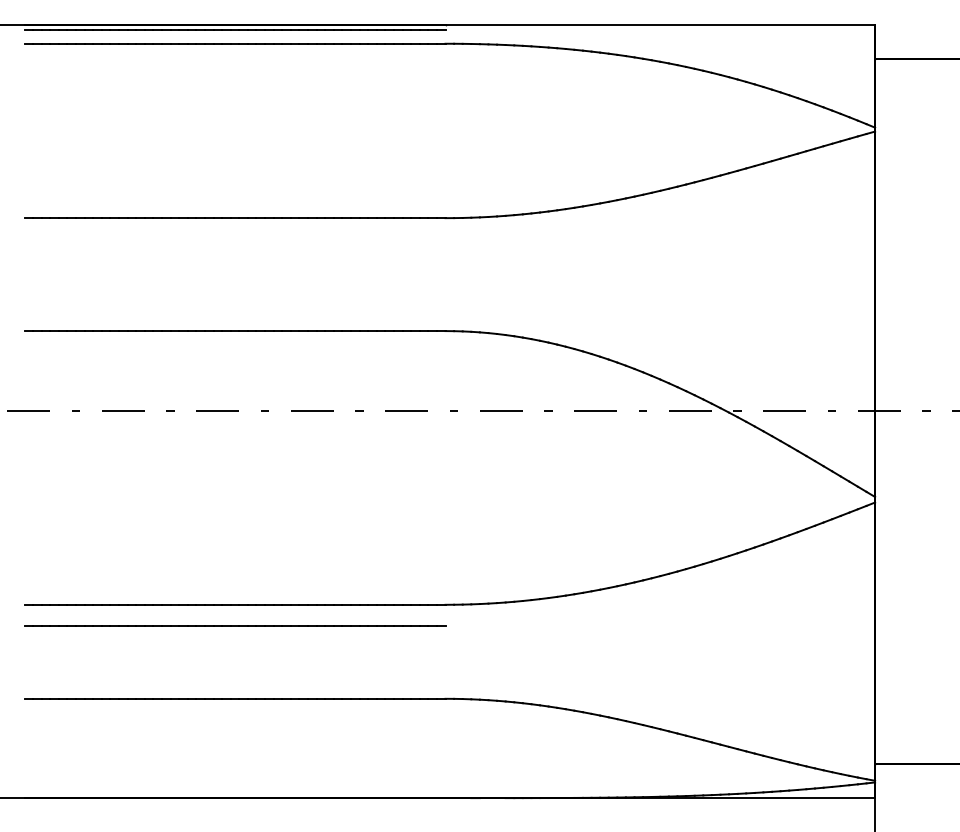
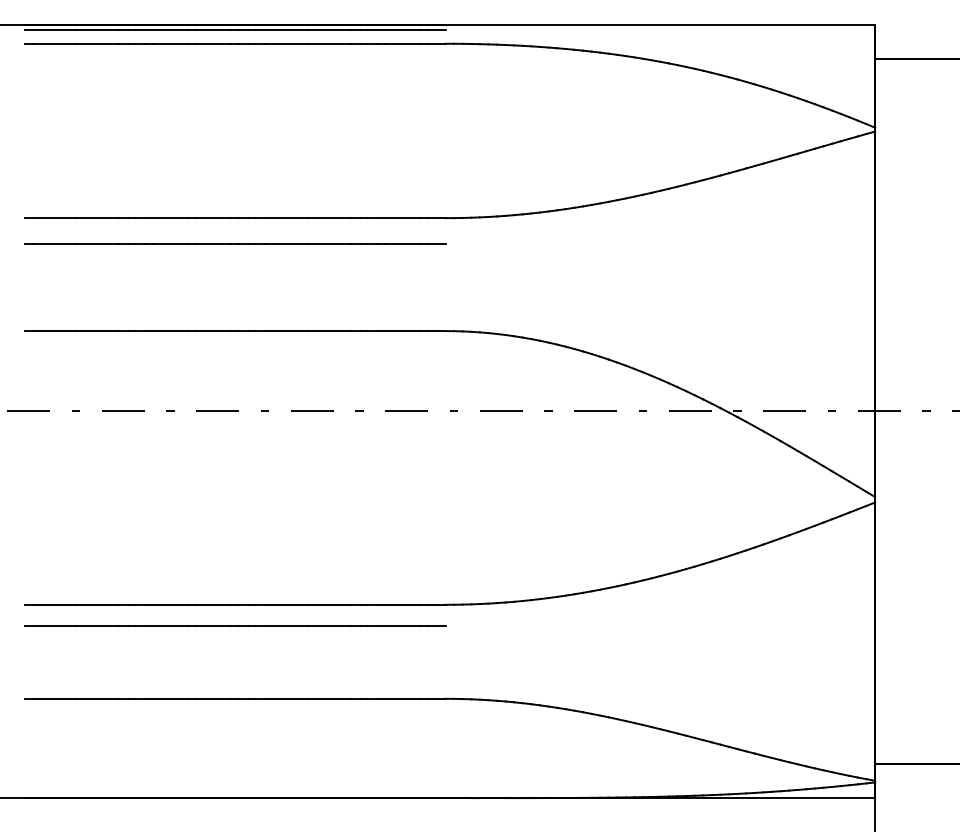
line: none -> present (235, 243)
